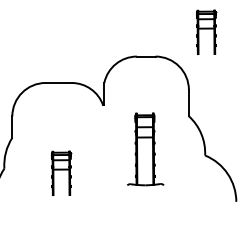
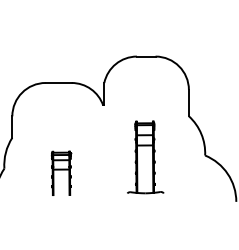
part: present -> none (206, 31)
part position: (145, 149) -> (145, 157) (145, 157)
